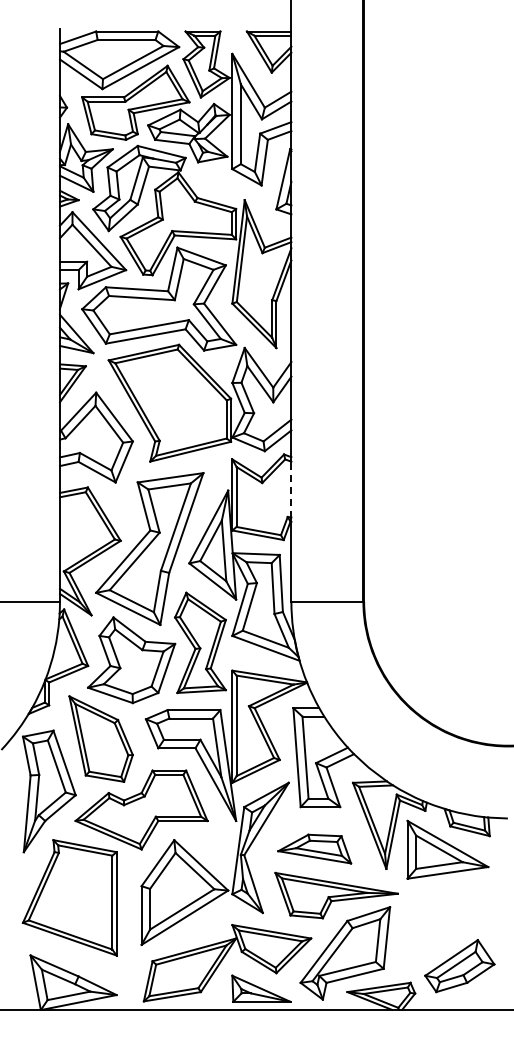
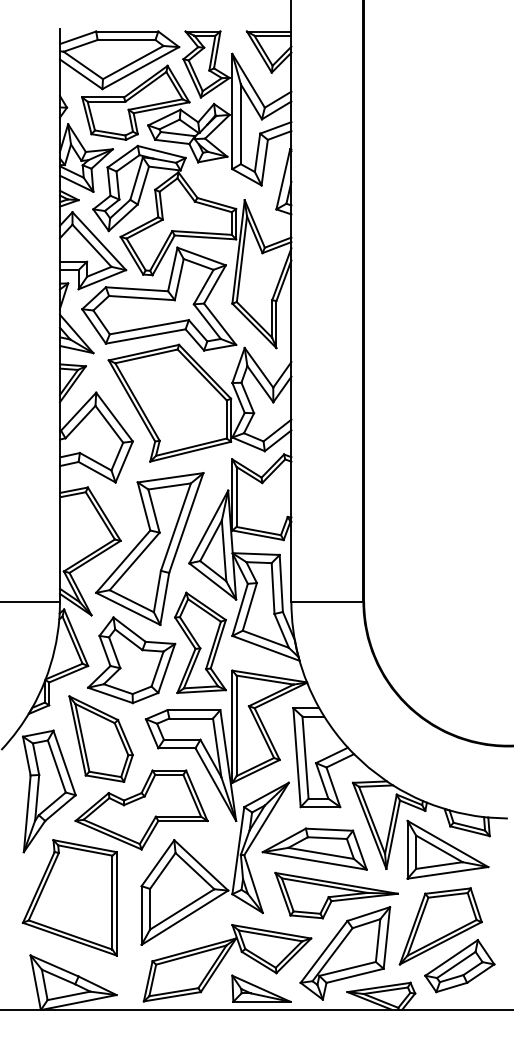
line: dashed -> solid (291, 489)
part size: 76x32 px -> 107x44 px (314, 848)
part: none -> present (440, 926)
